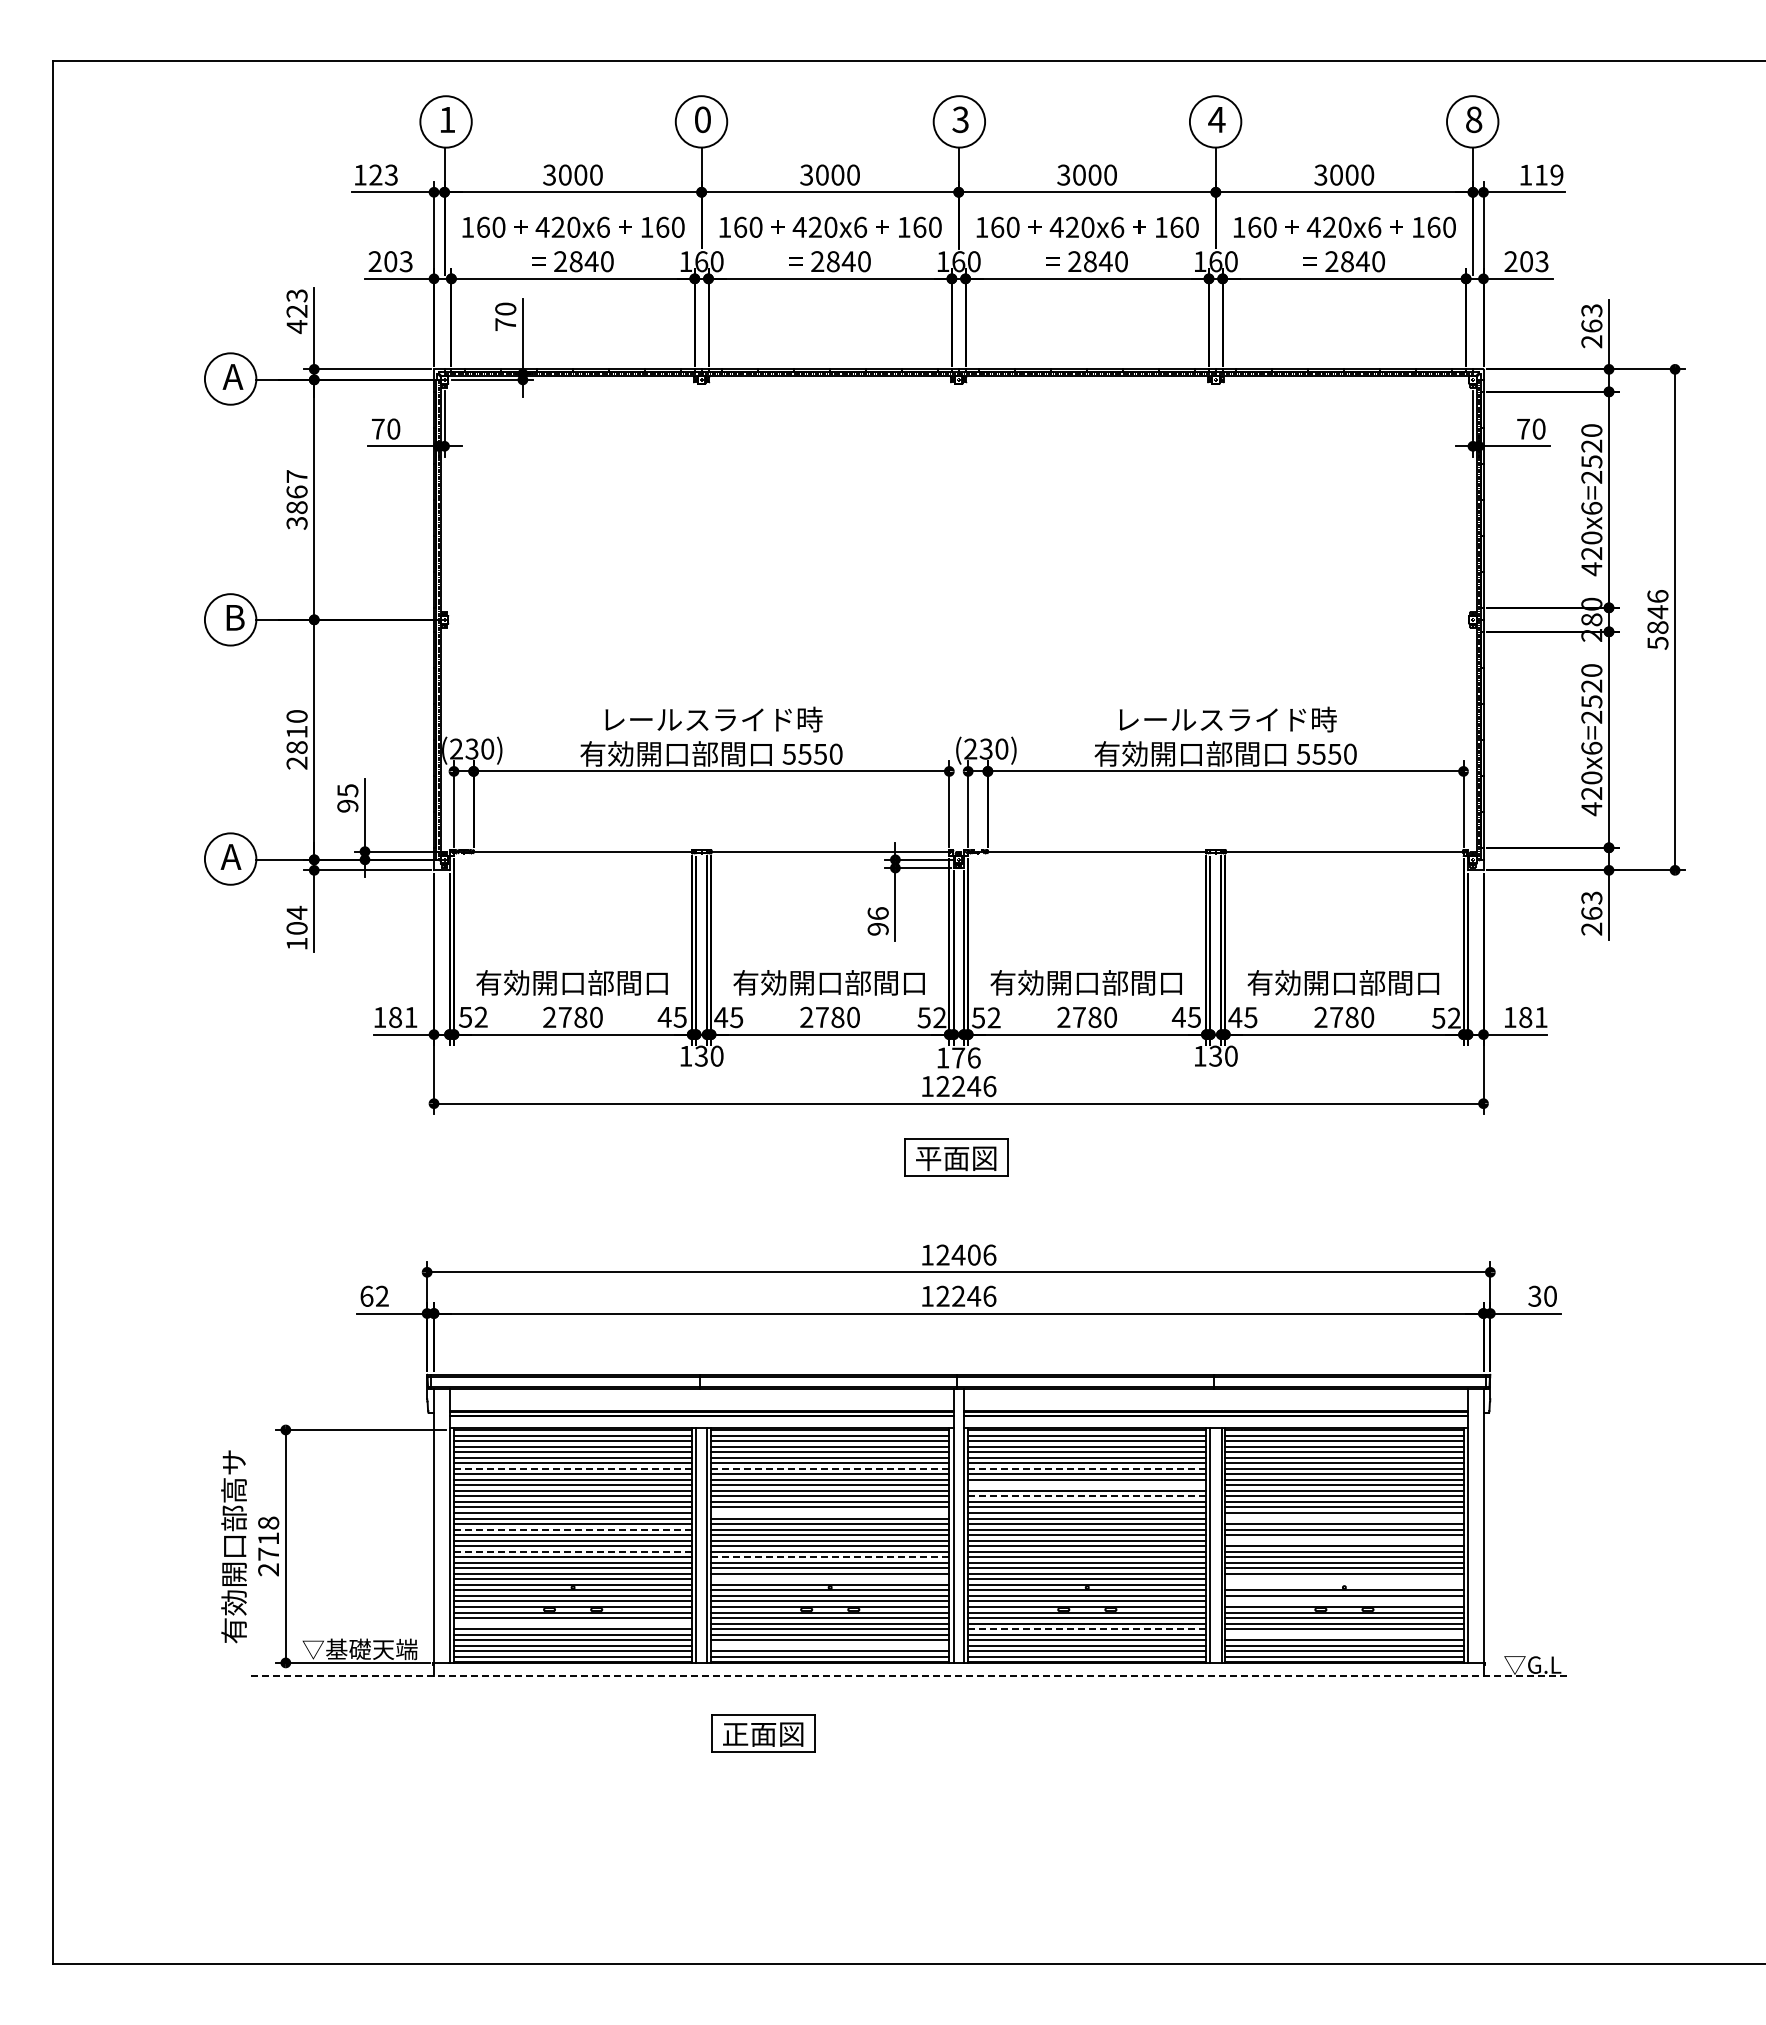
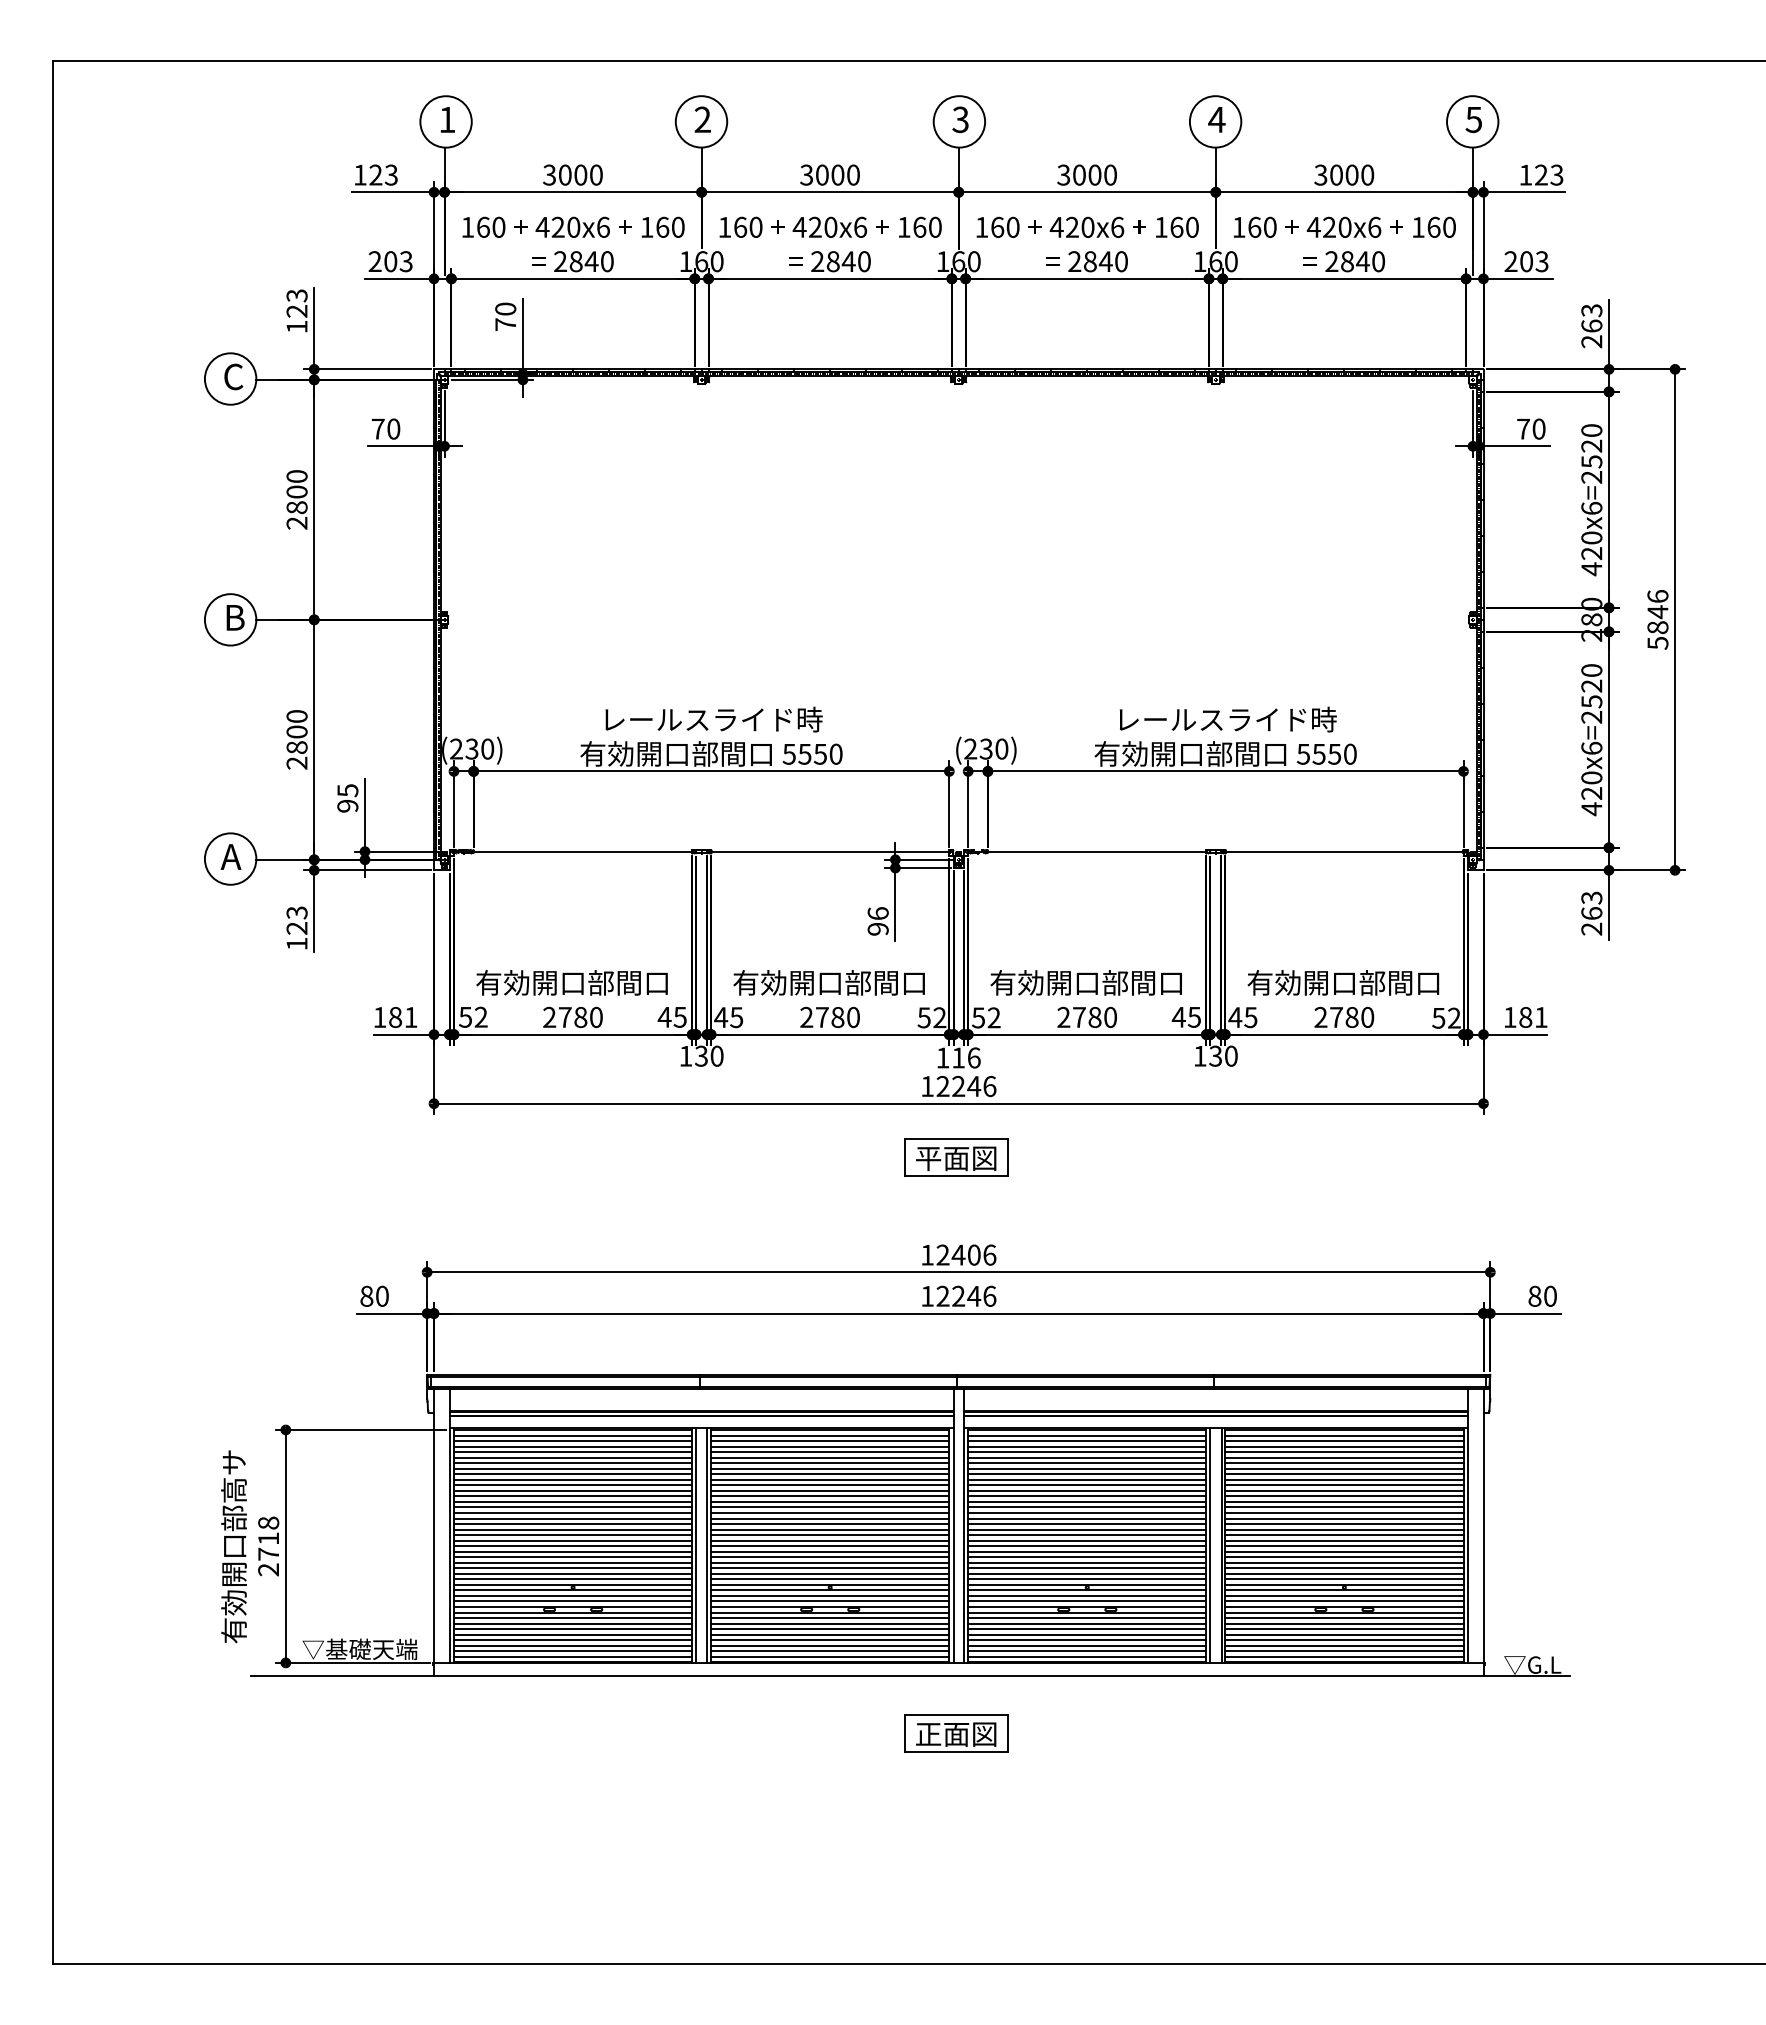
text: 0 -> 2 (702, 119)
text: 8 -> 5 (1473, 119)
text: 119 -> 123 (1549, 174)
text: 423 -> 123 (296, 327)
text: A -> C (232, 376)
text: 3867 -> 2800 (296, 499)
text: 2810 -> 2800 (296, 731)
text: 104 -> 123 (296, 919)
text: 176 -> 116 (958, 1057)
text: 62 -> 80 (374, 1295)
text: 30 -> 80 (1534, 1295)
line: dashed -> solid (573, 1468)
line: dashed -> solid (830, 1468)
line: dashed -> solid (1087, 1468)
line: none -> present (1087, 1485)
line: dashed -> solid (1087, 1496)
line: none -> present (830, 1513)
line: none -> present (1344, 1518)
line: dashed -> solid (573, 1529)
line: none -> present (1344, 1540)
line: dashed -> solid (573, 1551)
line: dashed -> solid (830, 1557)
line: none -> present (830, 1579)
line: none -> present (1344, 1579)
line: none -> present (1344, 1584)
line: none -> present (1344, 1601)
line: none -> present (572, 1623)
line: dashed -> solid (1087, 1629)
line: none -> present (1344, 1634)
line: none -> present (830, 1645)
line: dashed -> solid (910, 1675)
part position: (763, 1733) -> (956, 1733) (956, 1733)
